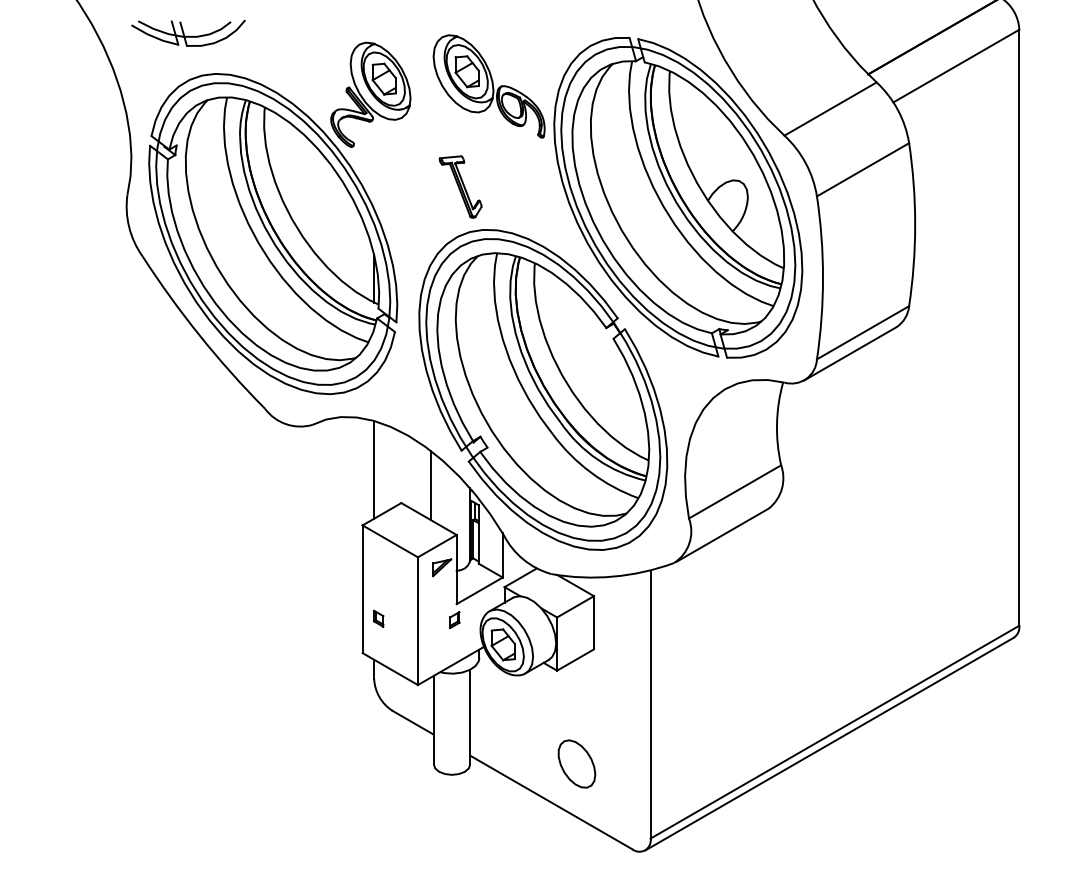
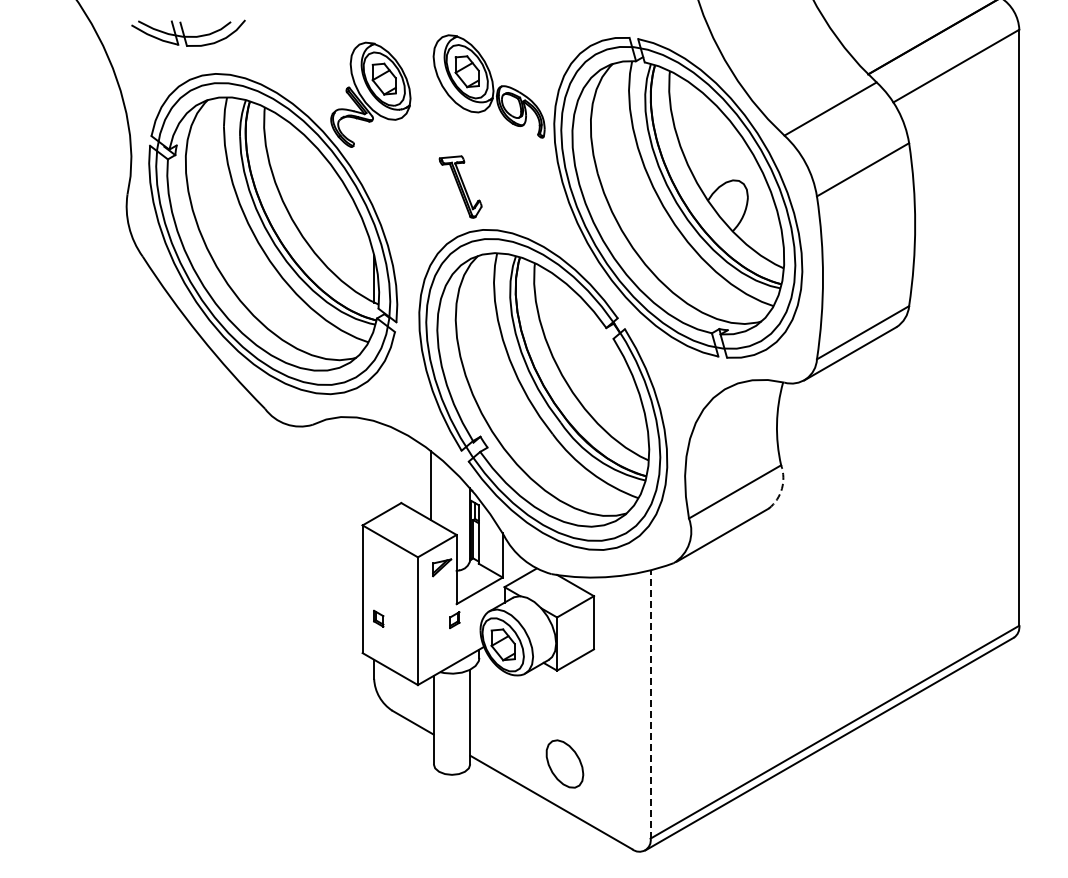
line: present -> none (374, 469)
arc: solid -> dashed (781, 488)
line: solid -> dashed (650, 704)
part position: (576, 763) -> (564, 763) (564, 763)
